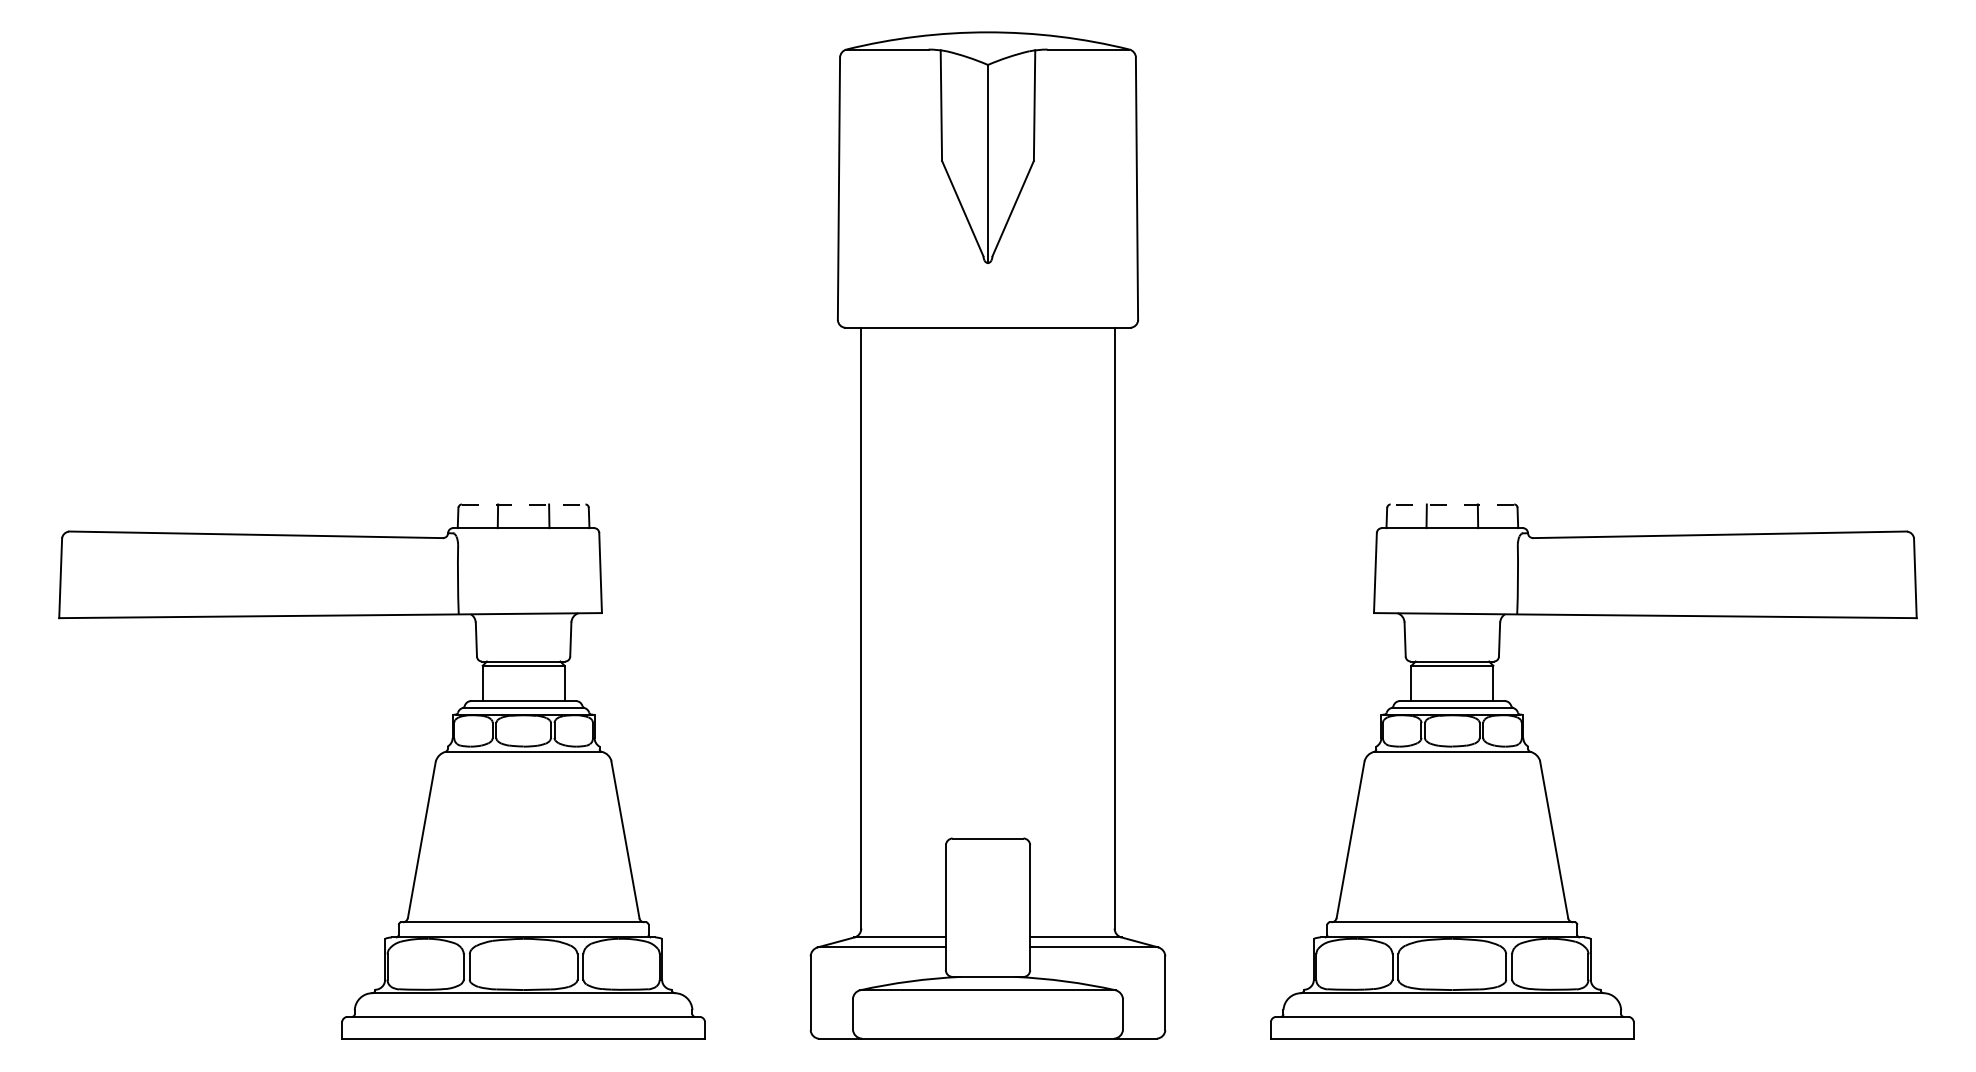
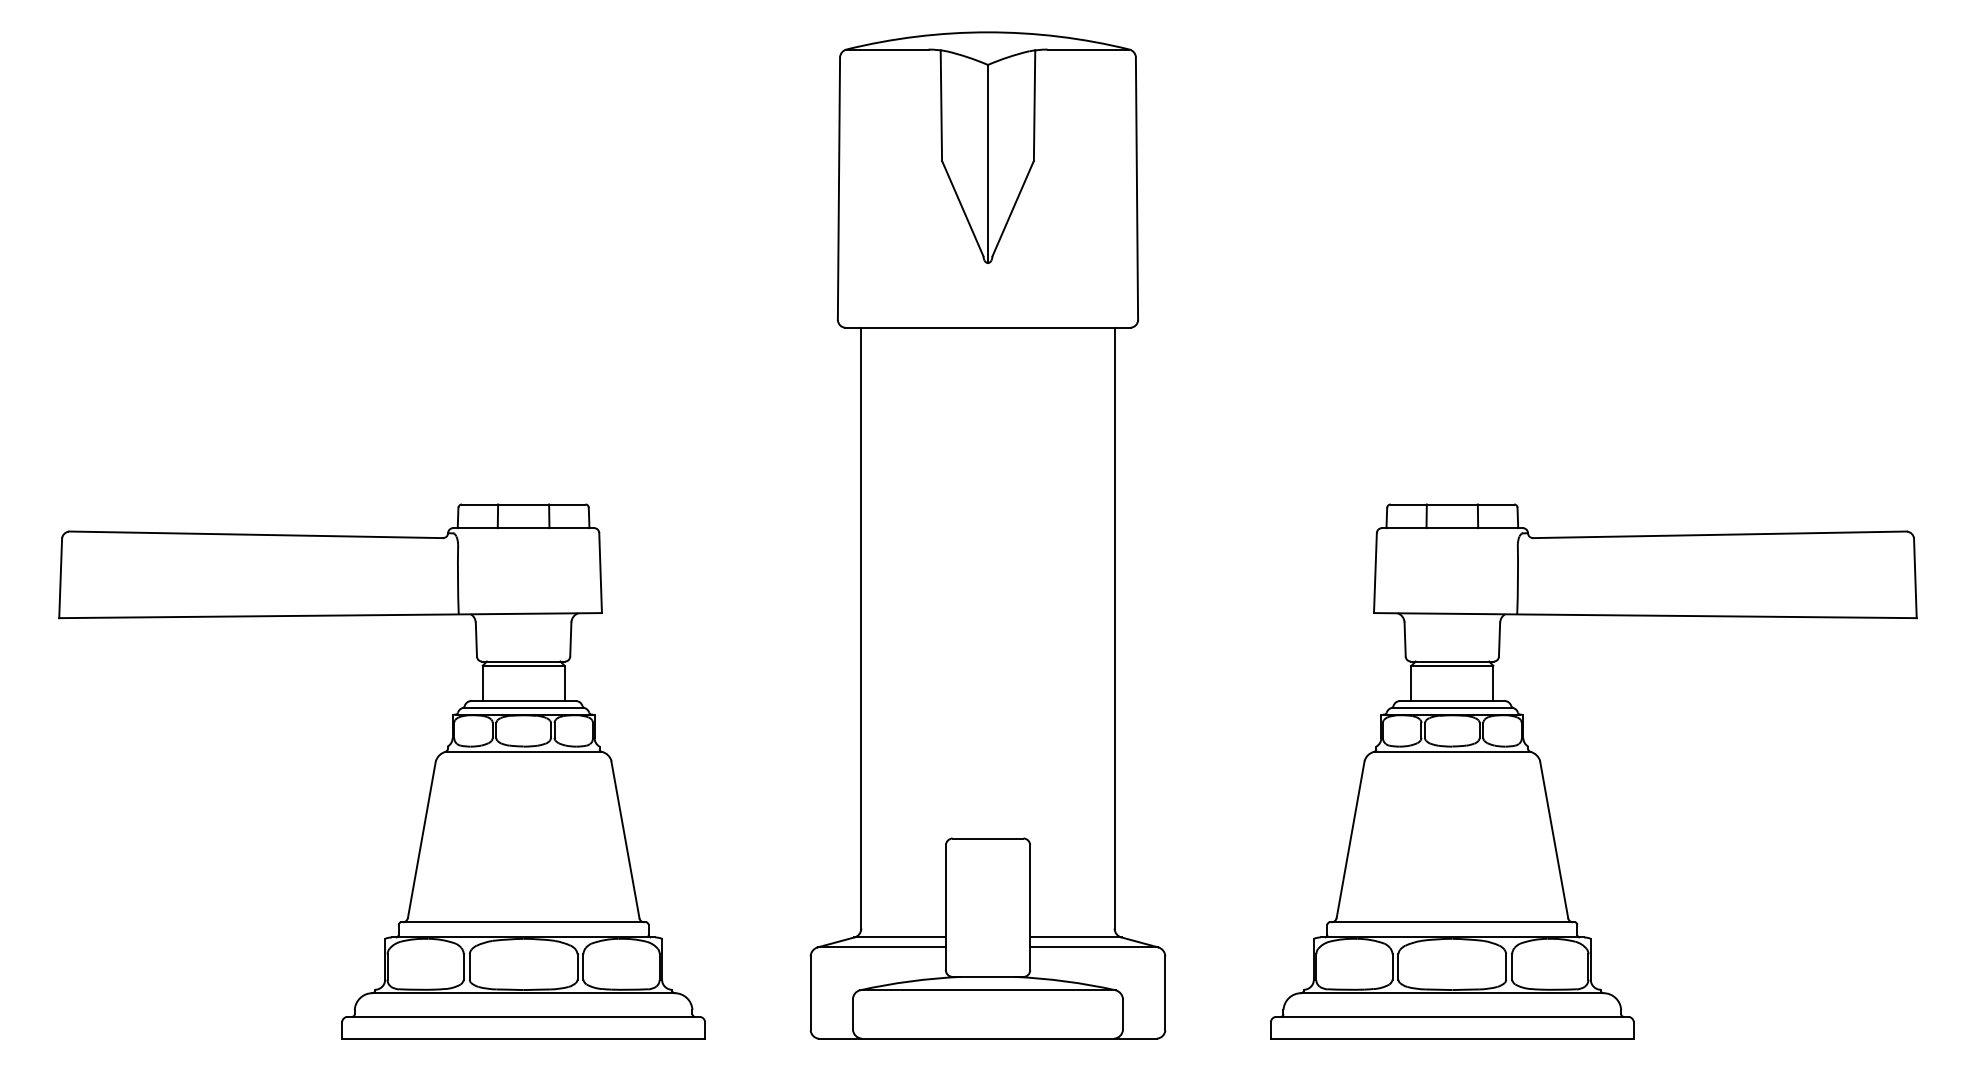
line: dashed -> solid (523, 504)
line: dashed -> solid (1452, 504)
